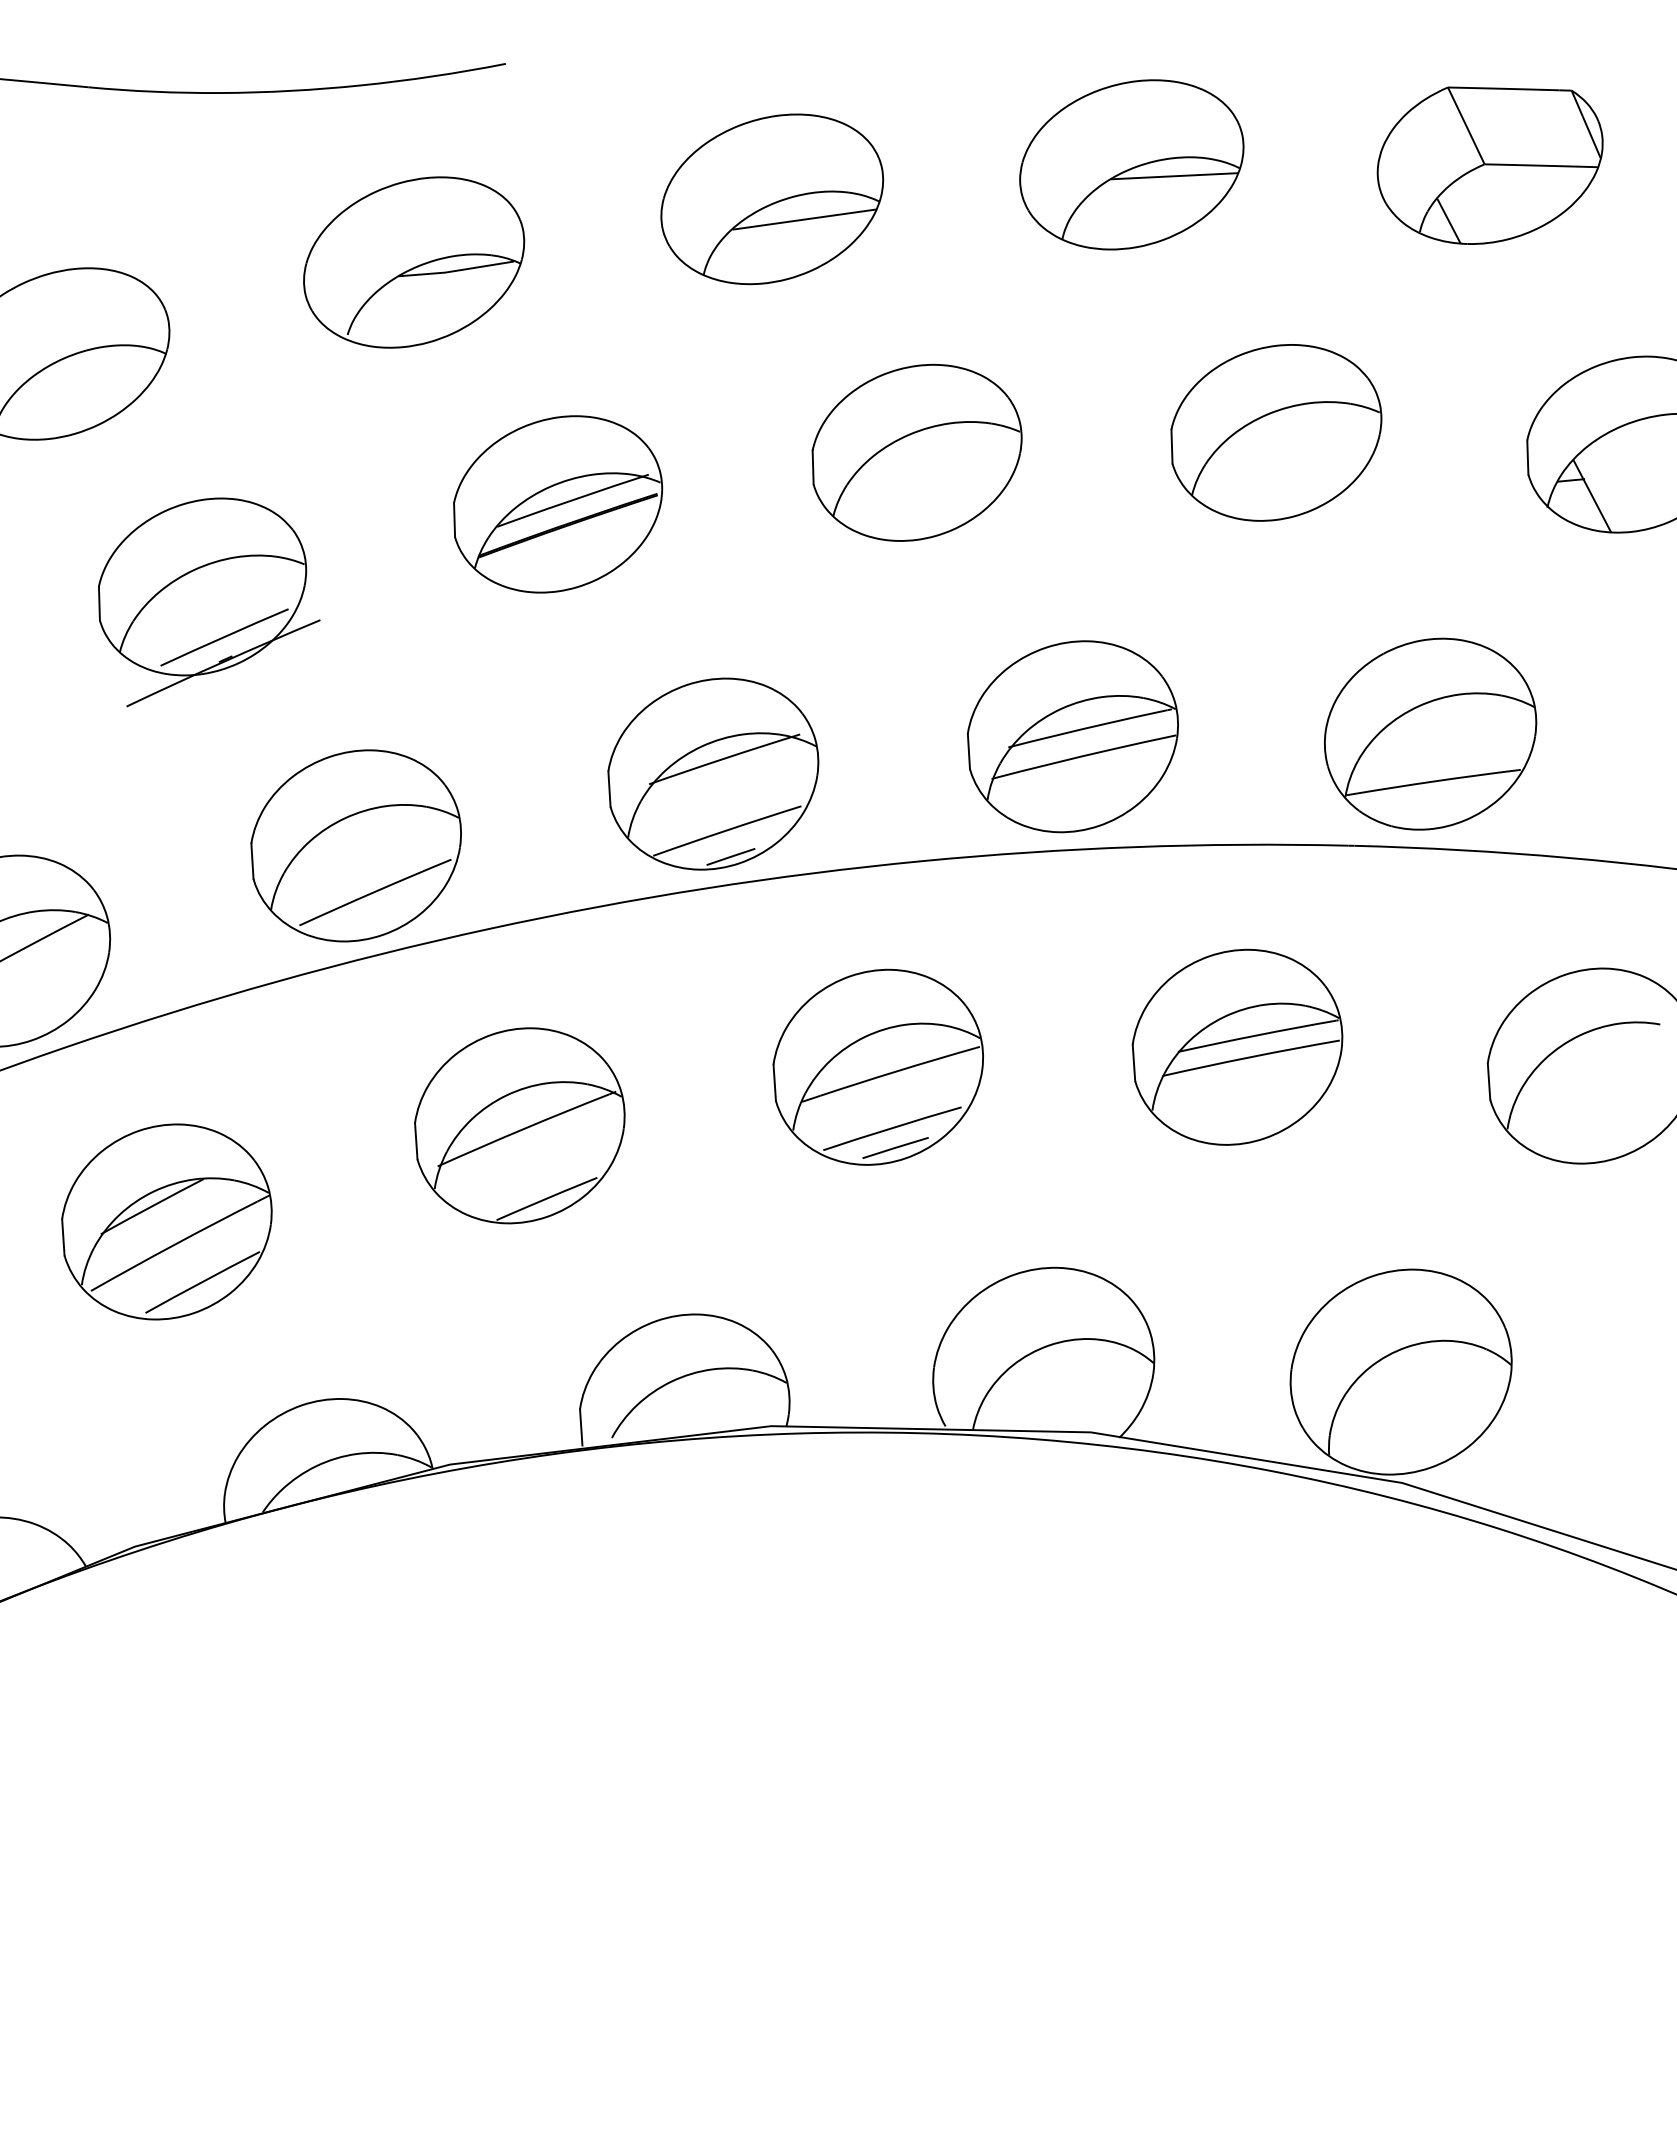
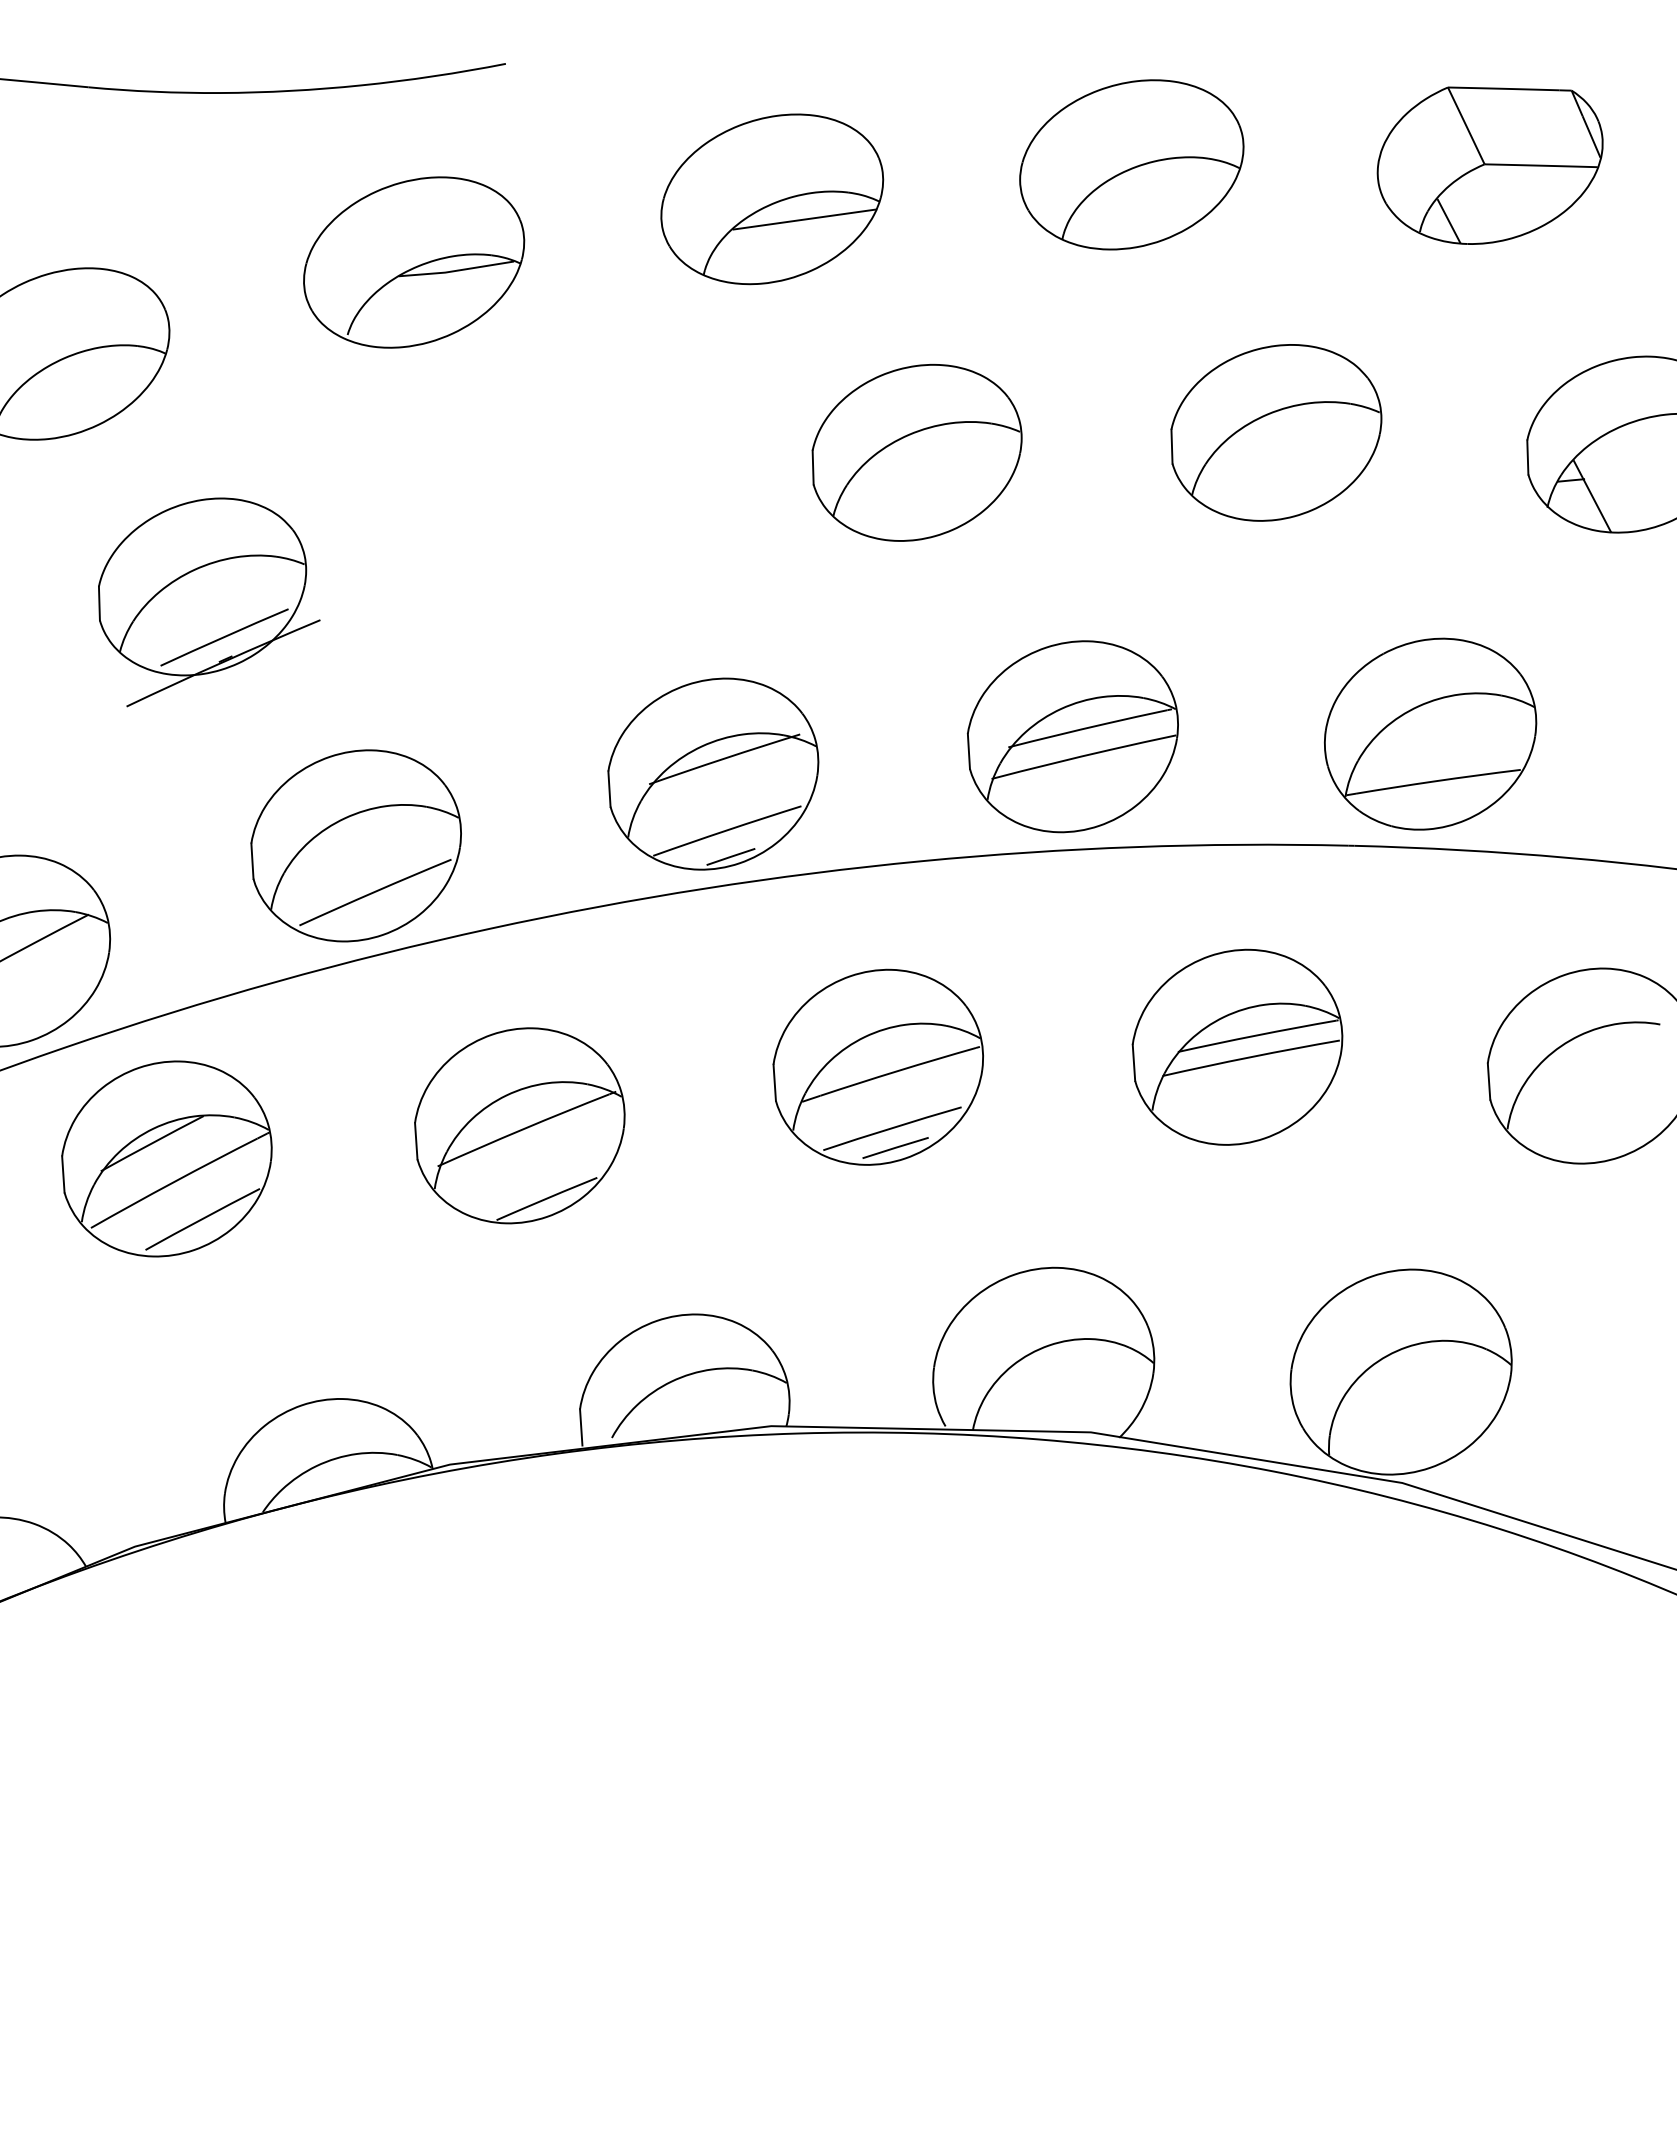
line: present -> none (1174, 176)
part: present -> none (558, 504)
part position: (166, 1221) -> (166, 1158) (166, 1158)
